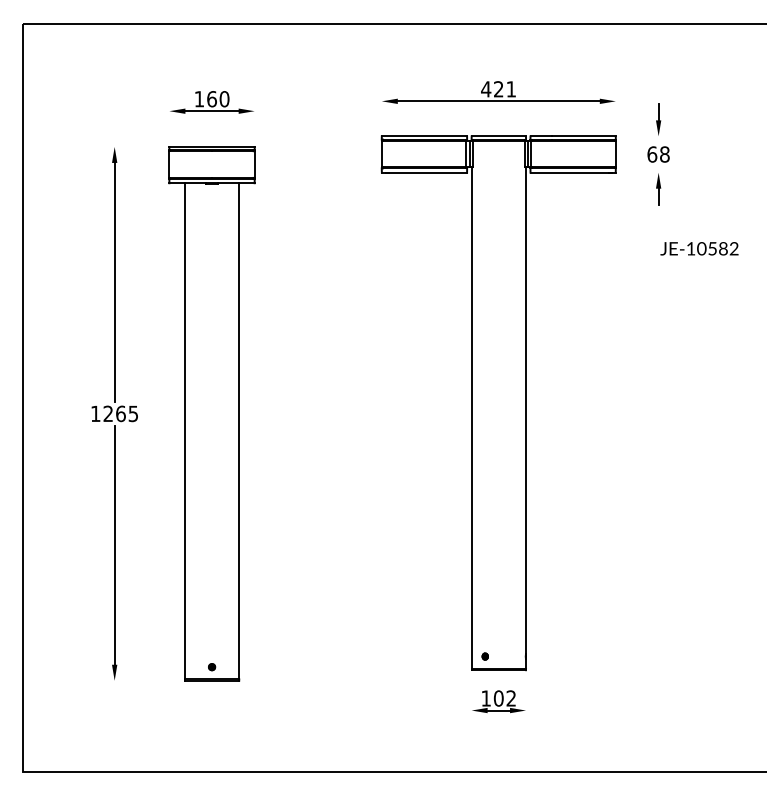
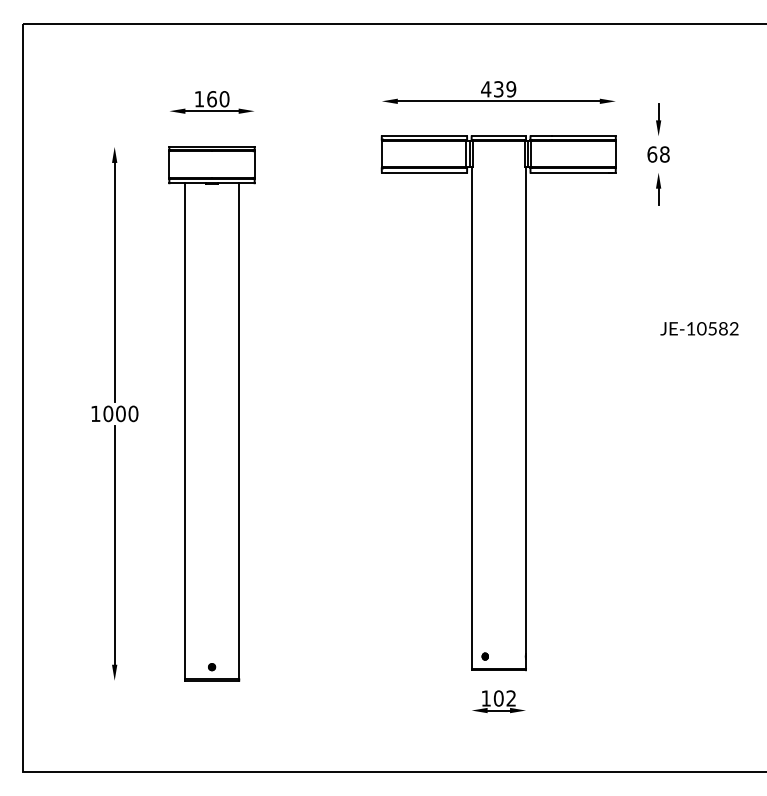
text: 421 -> 439 (505, 89)
text position: (699, 248) -> (699, 328) (699, 328)
text: 1265 -> 1000 (120, 413)
